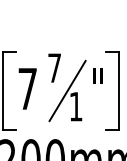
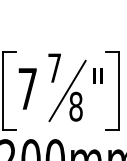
text: 1 -> 8 (75, 106)
